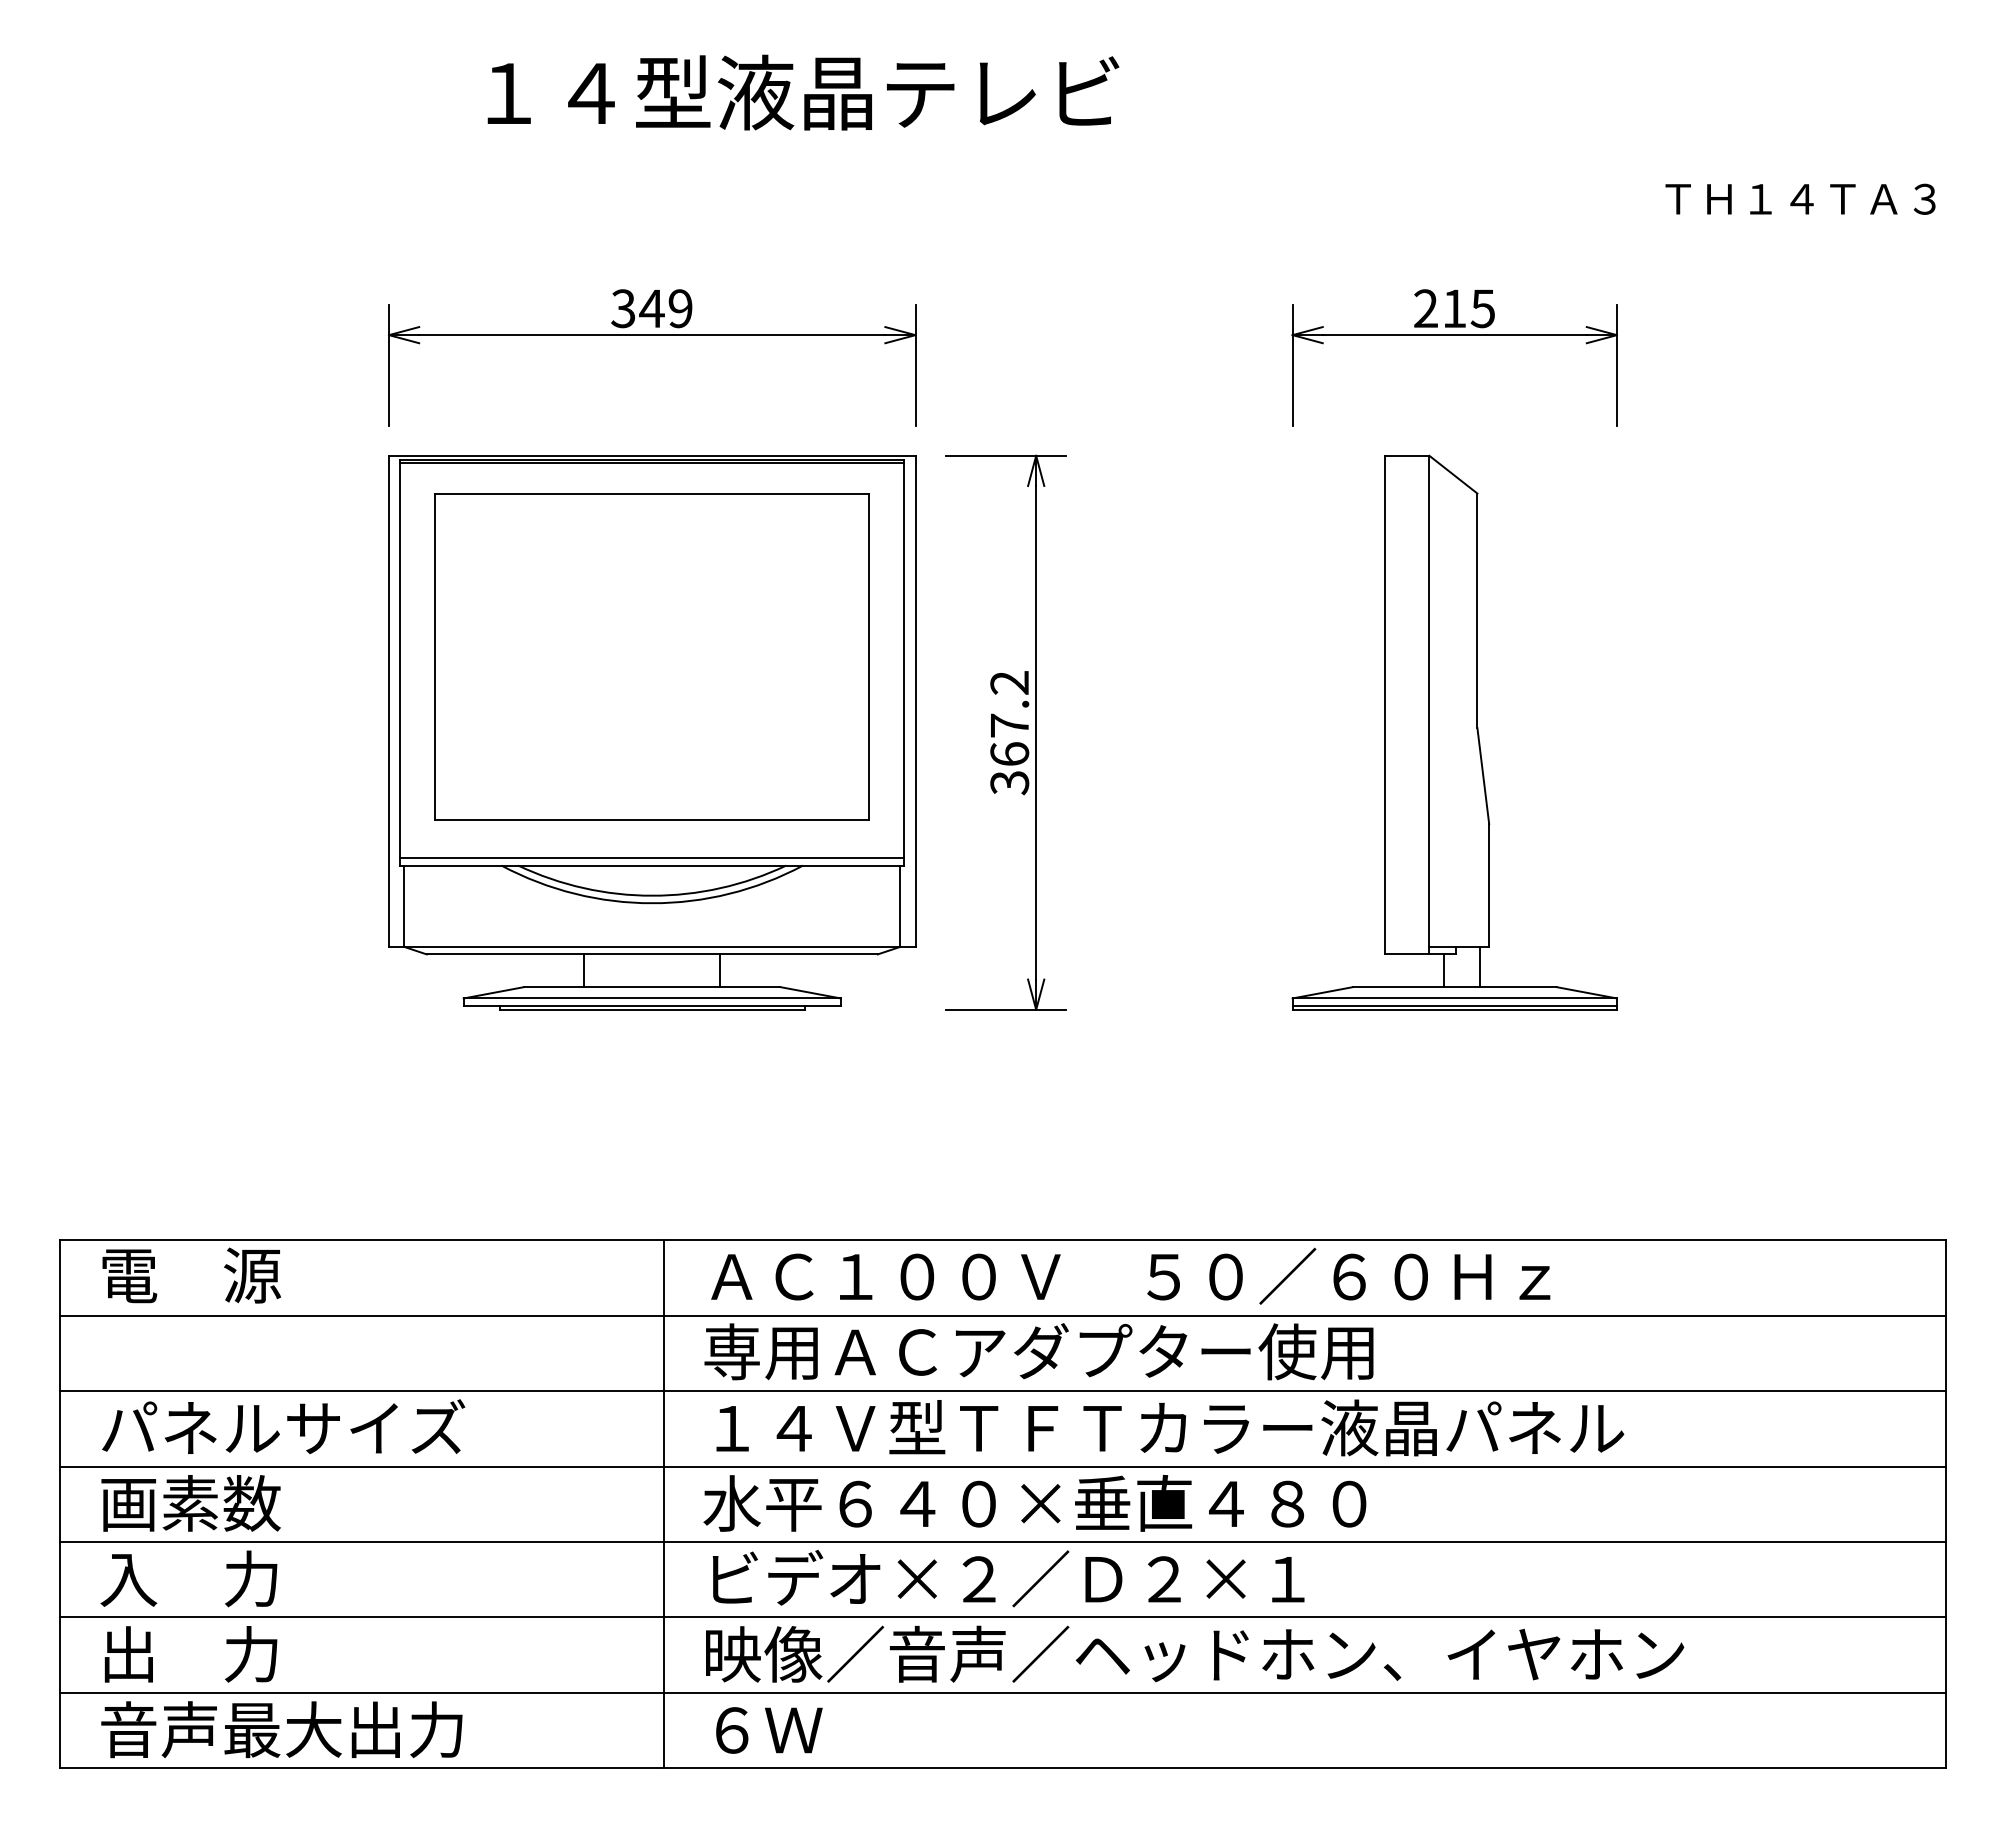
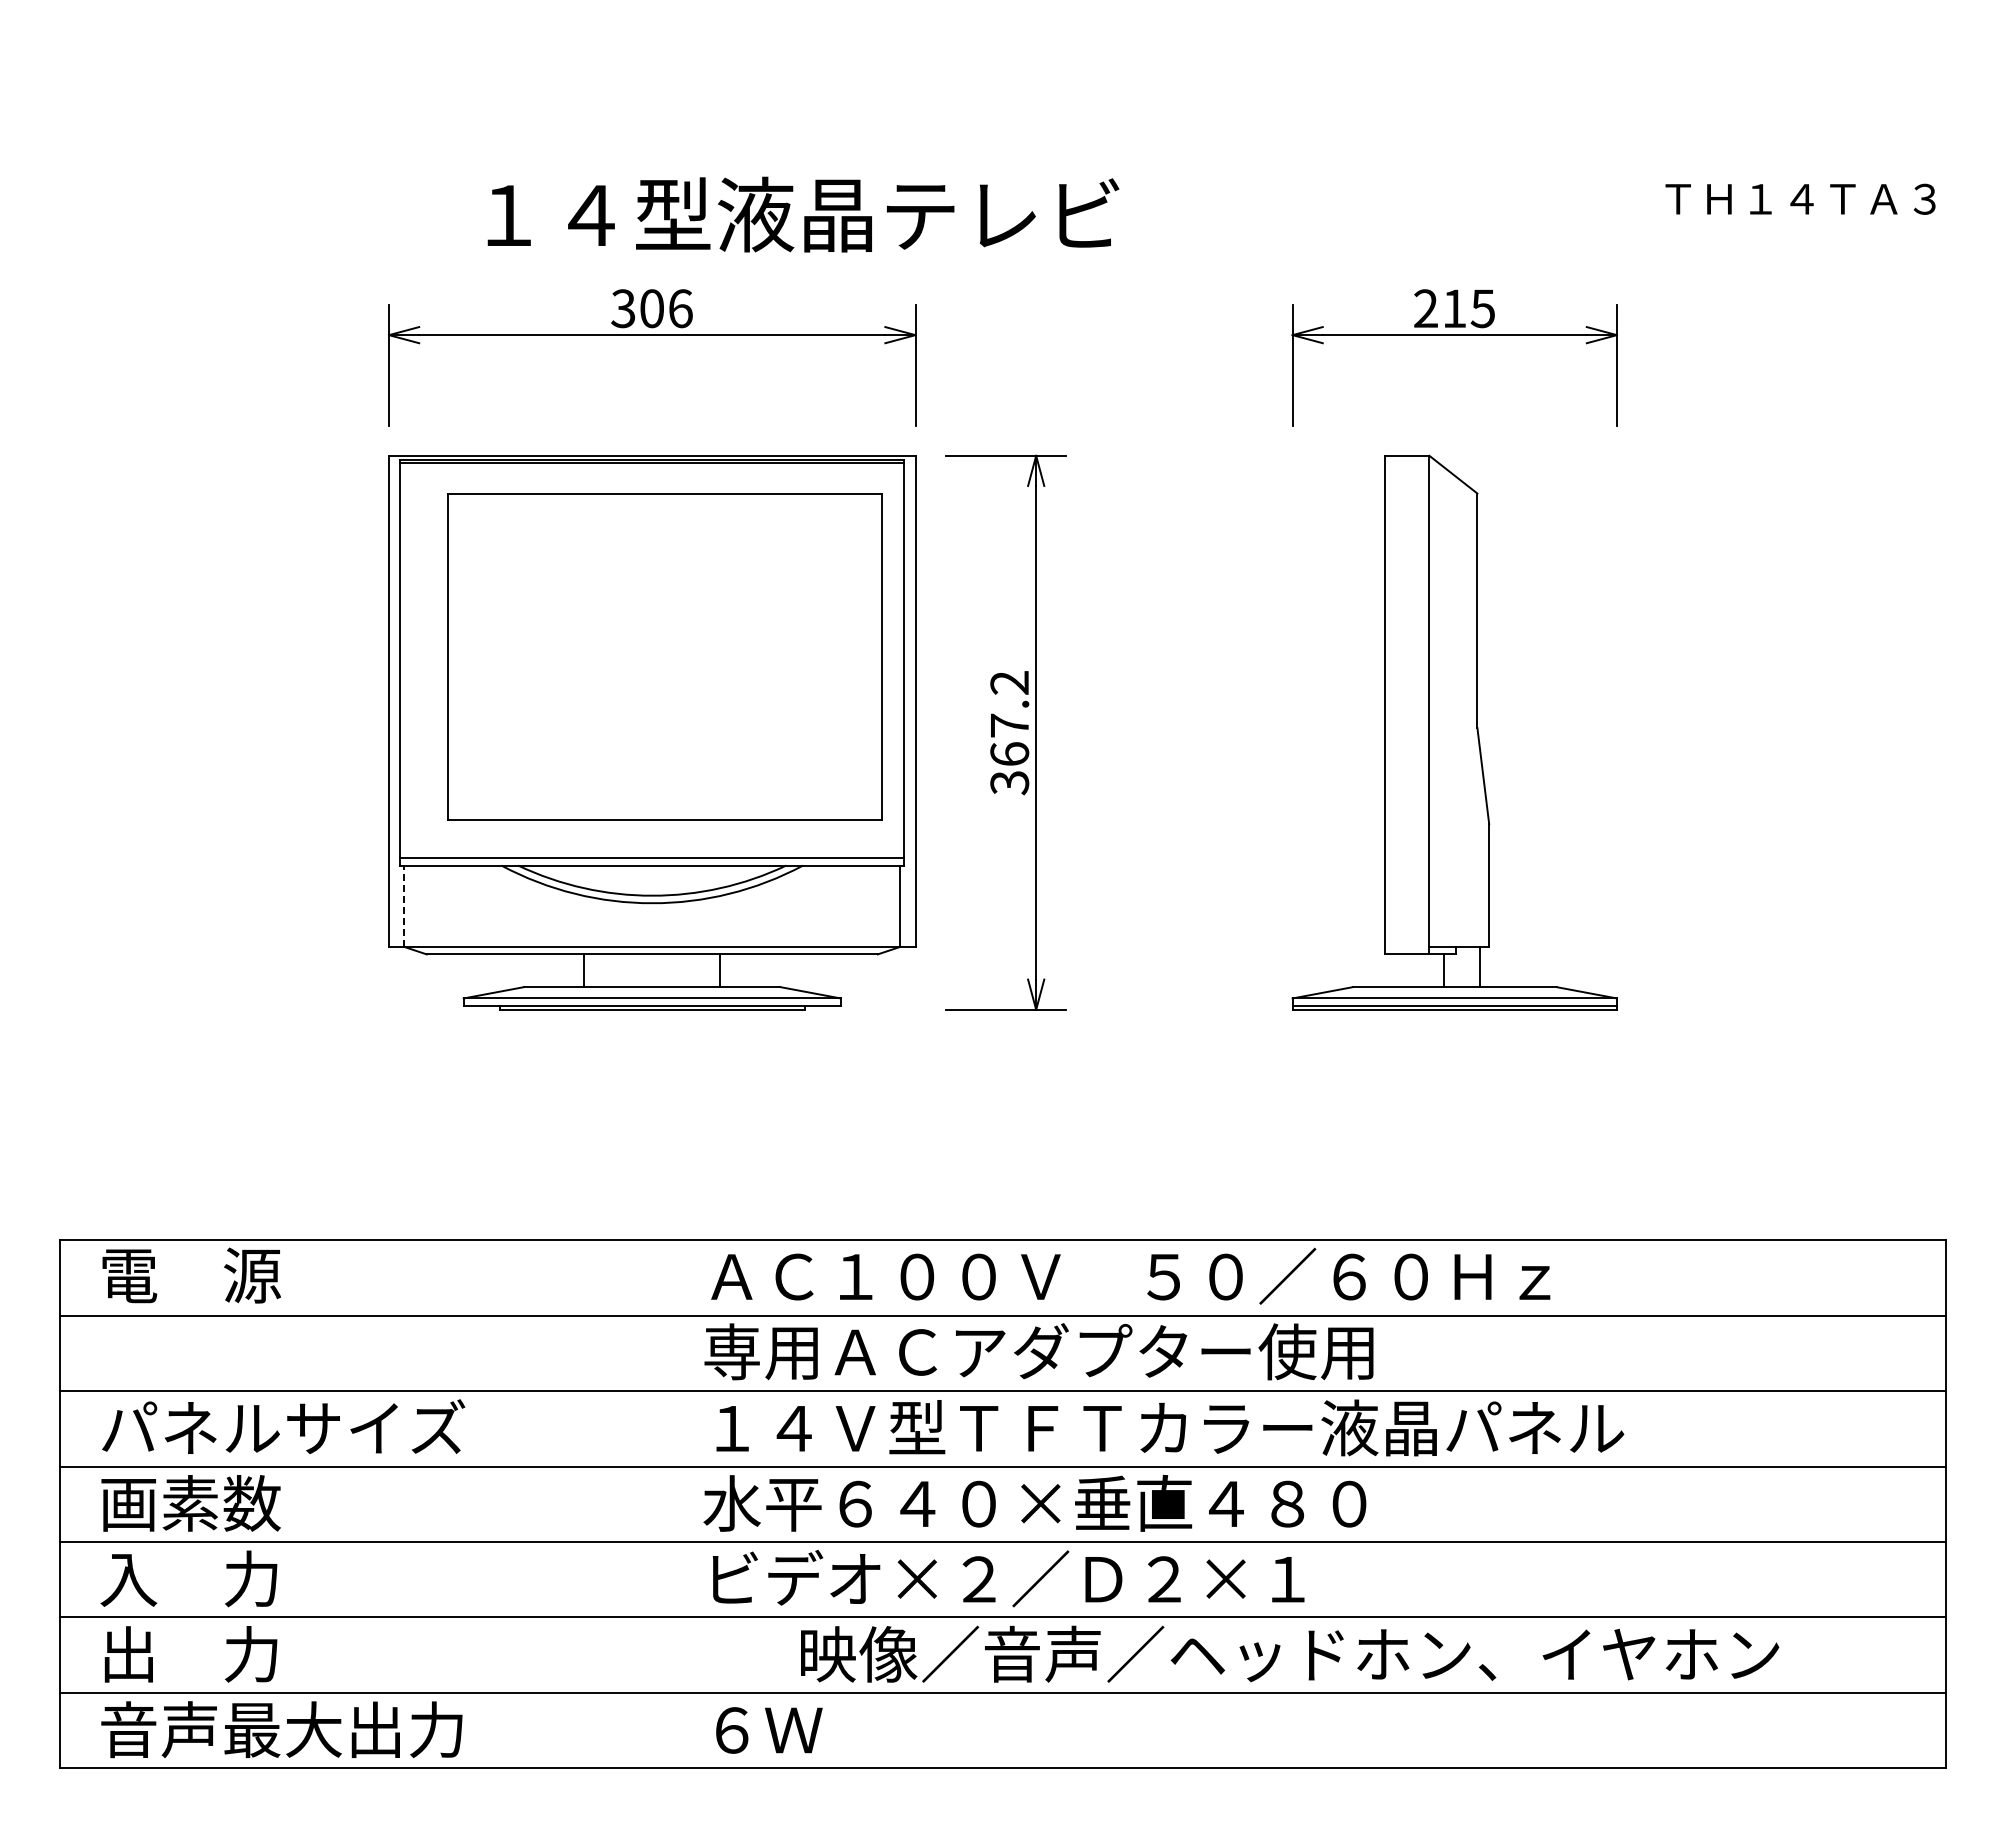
text position: (803, 92) -> (803, 214) (803, 214)
text: 349 -> 306 (665, 308)
part position: (651, 656) -> (664, 656) (664, 656)
line: solid -> dashed (404, 906)
line: present -> none (663, 1504)
text position: (1195, 1653) -> (1290, 1653) (1290, 1653)
